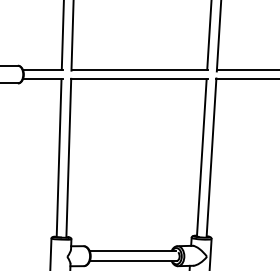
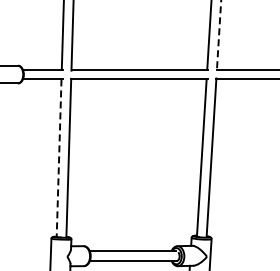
line: solid -> dashed (218, 36)
line: solid -> dashed (59, 158)
